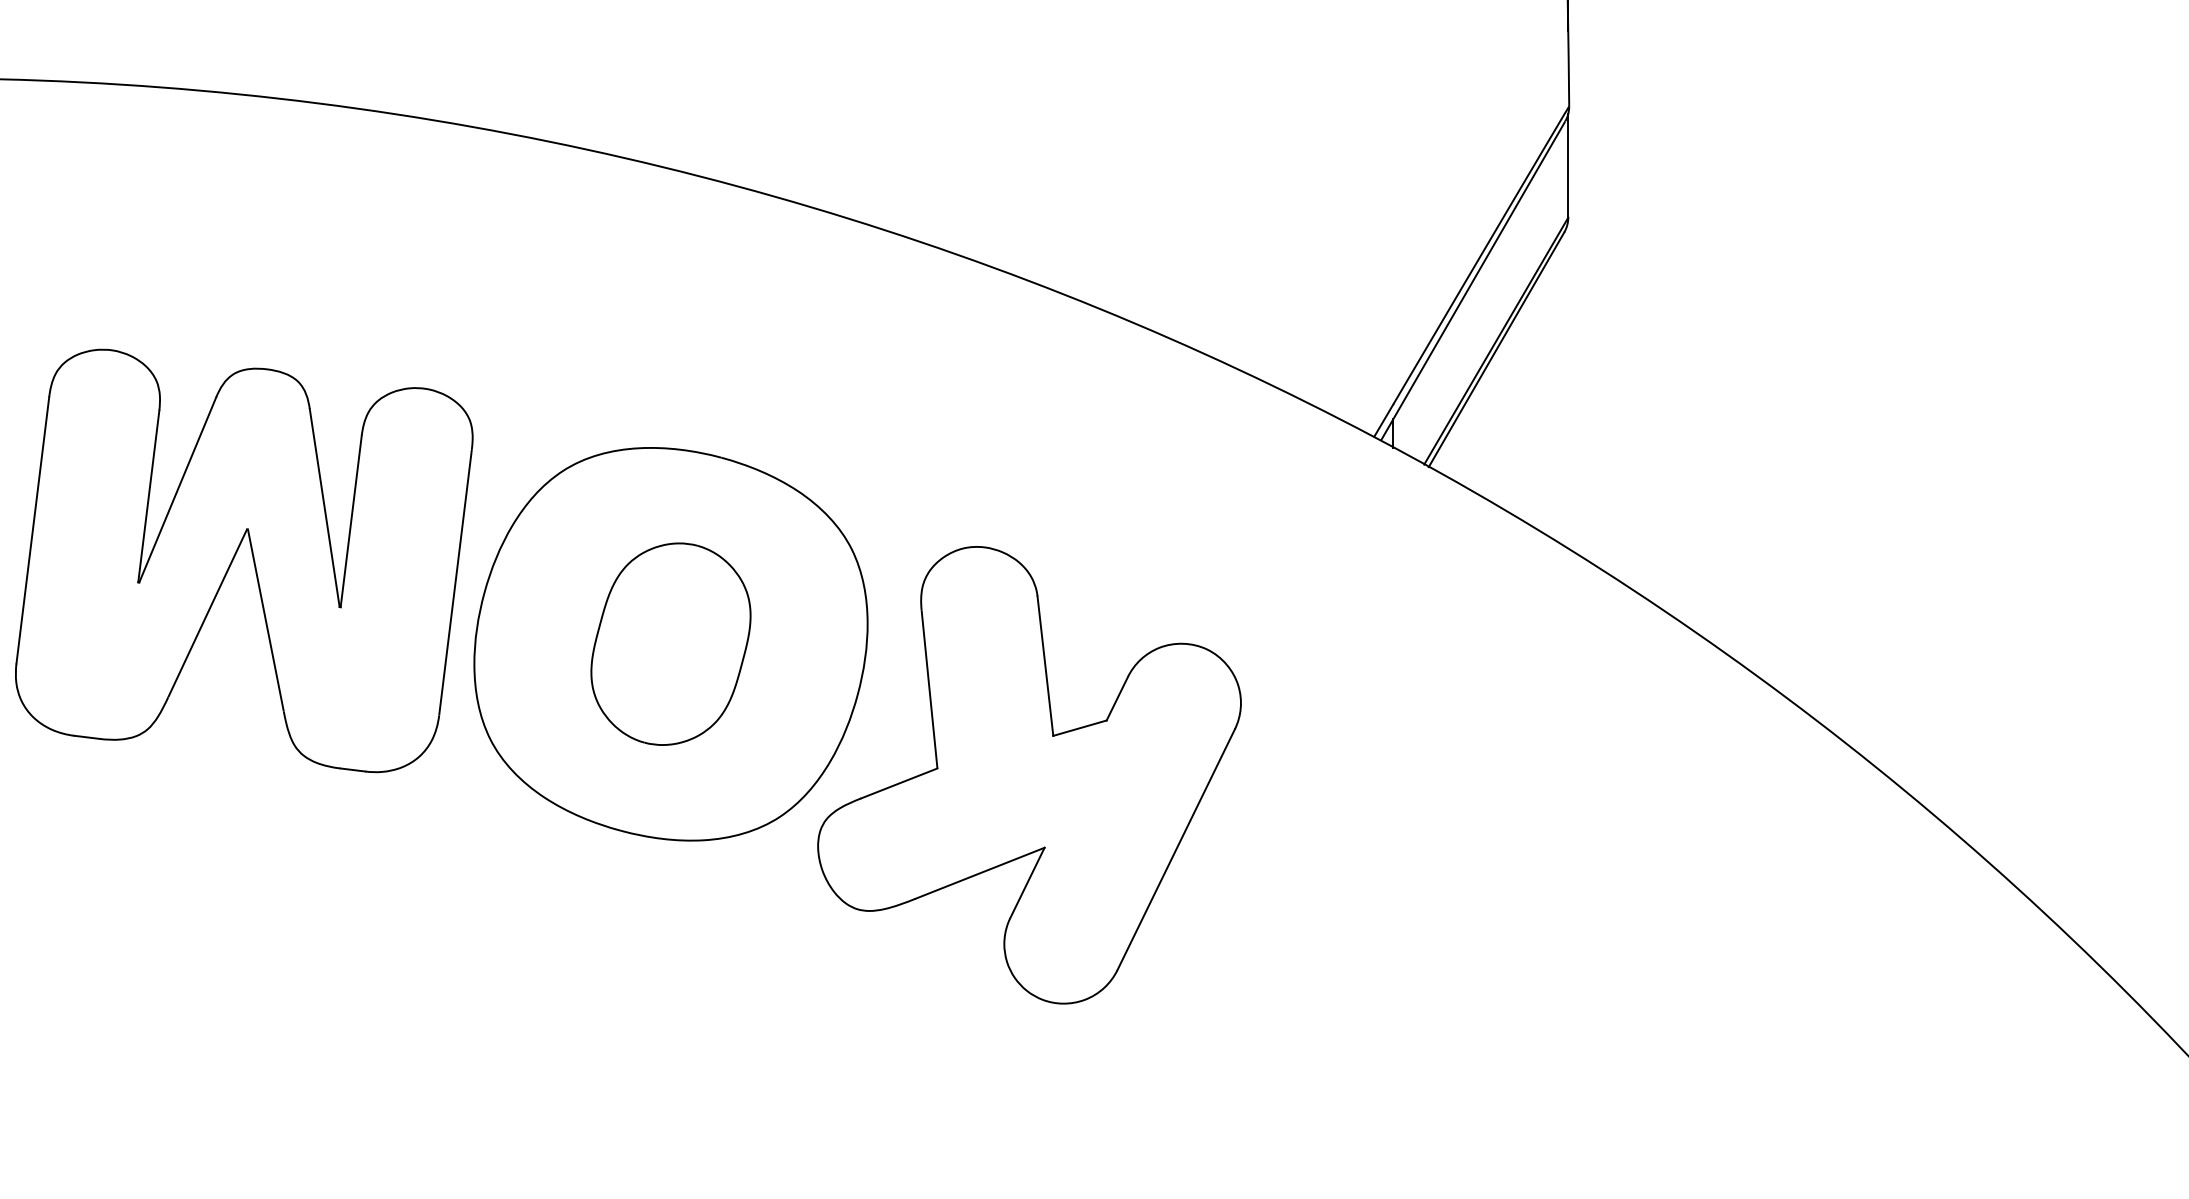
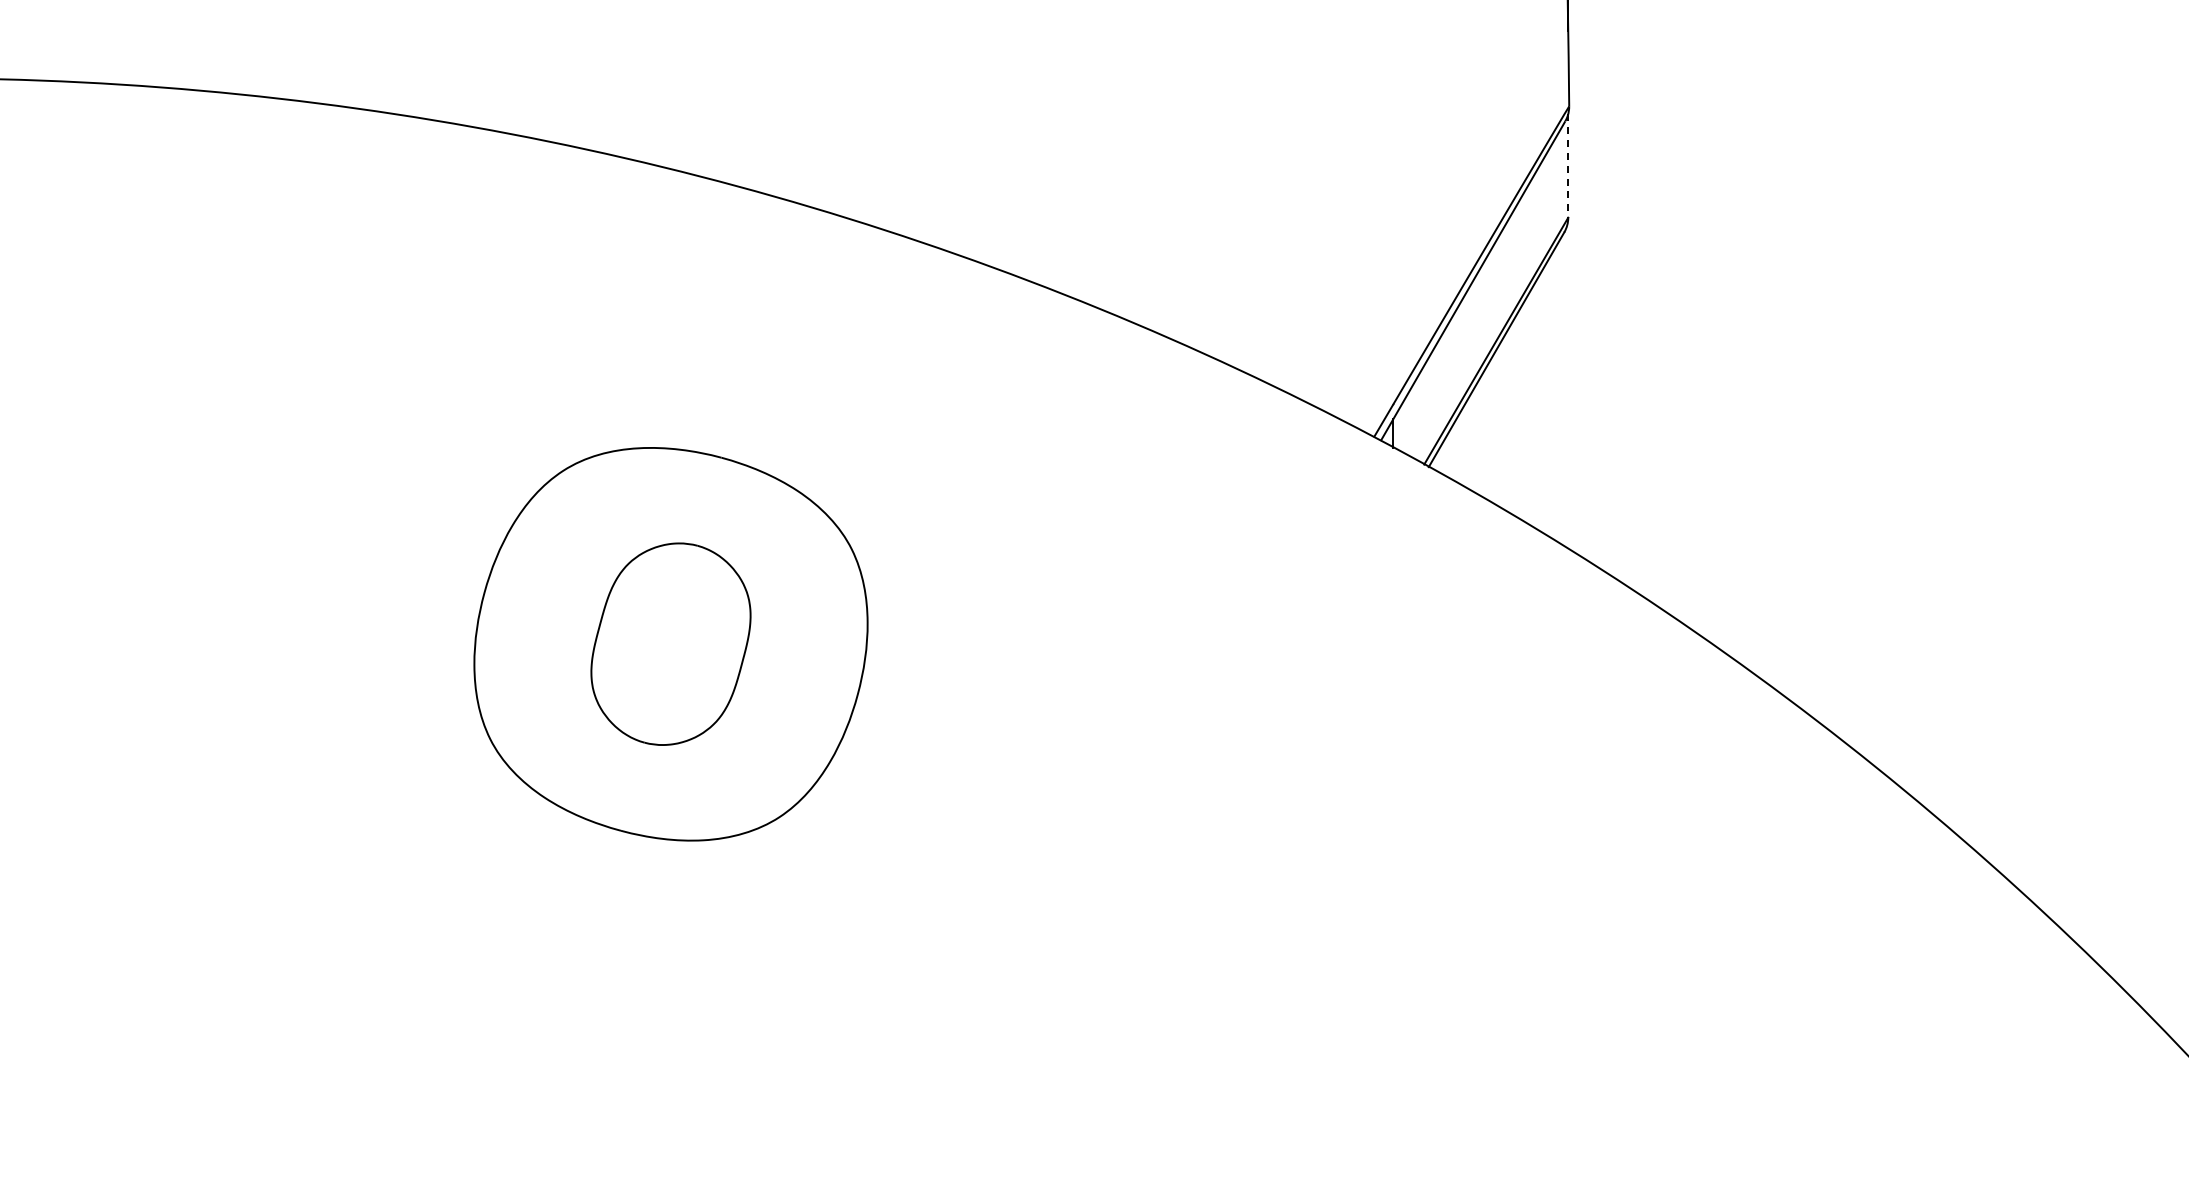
line: solid -> dashed (1568, 165)
part: present -> none (252, 558)
part: present -> none (1029, 775)
